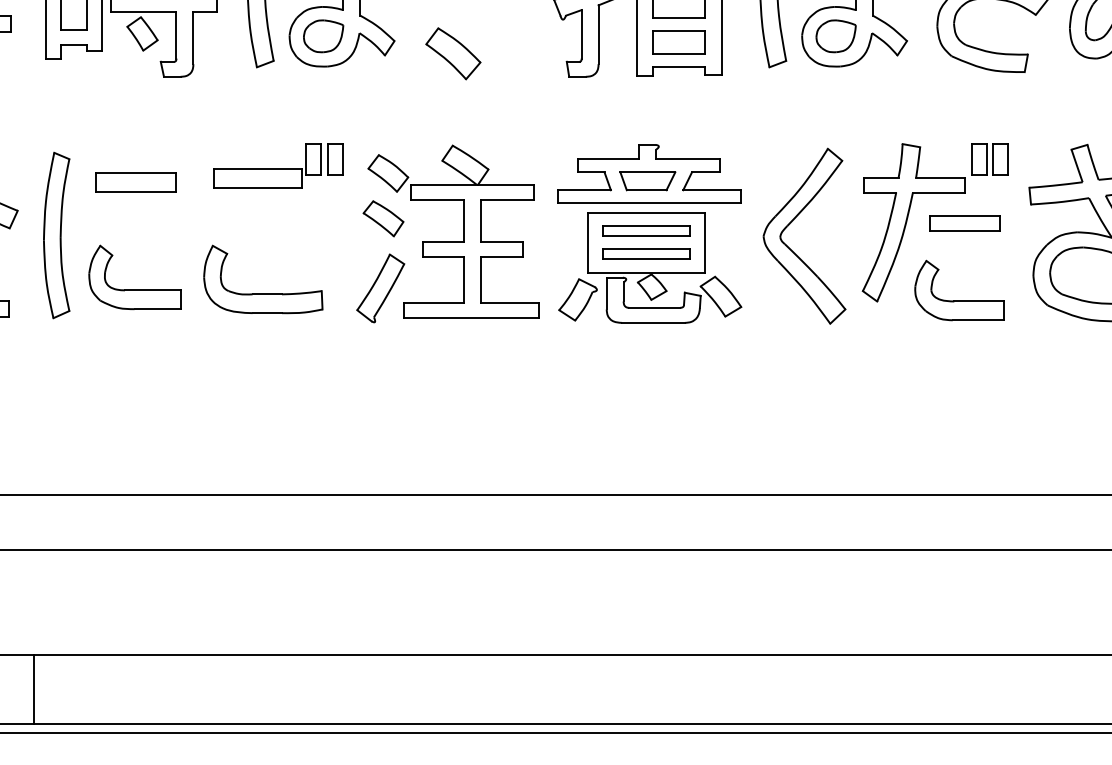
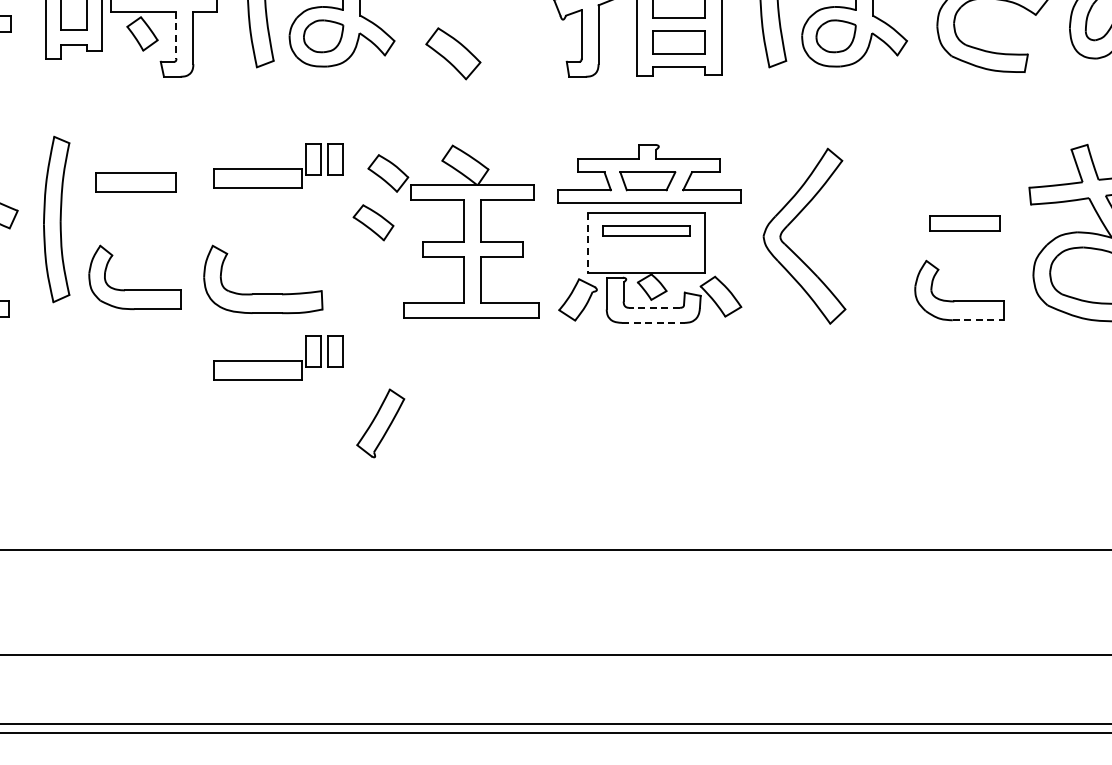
line: solid -> dashed (176, 35)
part: present -> none (908, 217)
part position: (383, 218) -> (373, 222) (373, 222)
part position: (56, 235) -> (56, 219) (56, 219)
line: solid -> dashed (587, 242)
part: present -> none (646, 253)
part position: (380, 288) -> (380, 423) (380, 423)
line: solid -> dashed (654, 307)
line: solid -> dashed (978, 320)
line: solid -> dashed (653, 322)
part: none -> present (278, 357)
line: present -> none (555, 494)
line: present -> none (34, 688)
